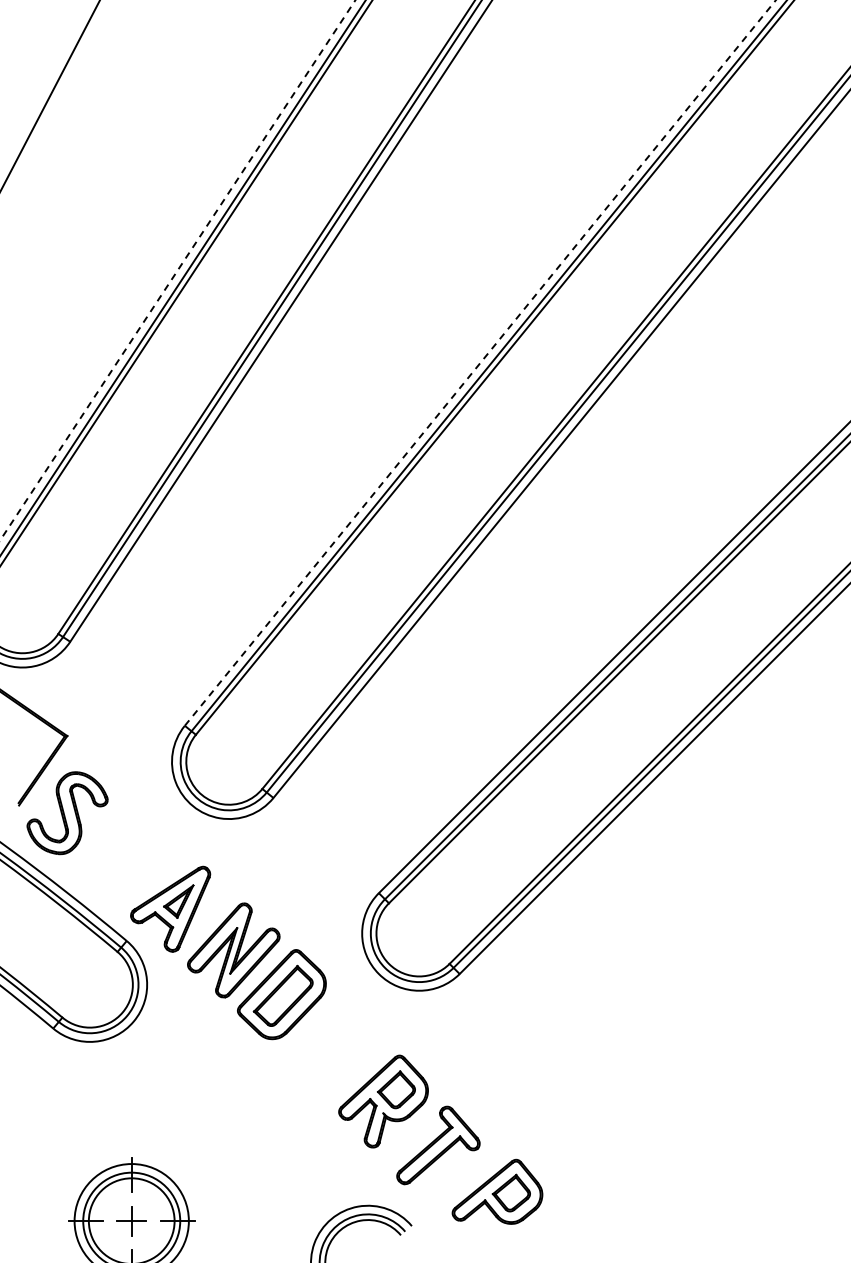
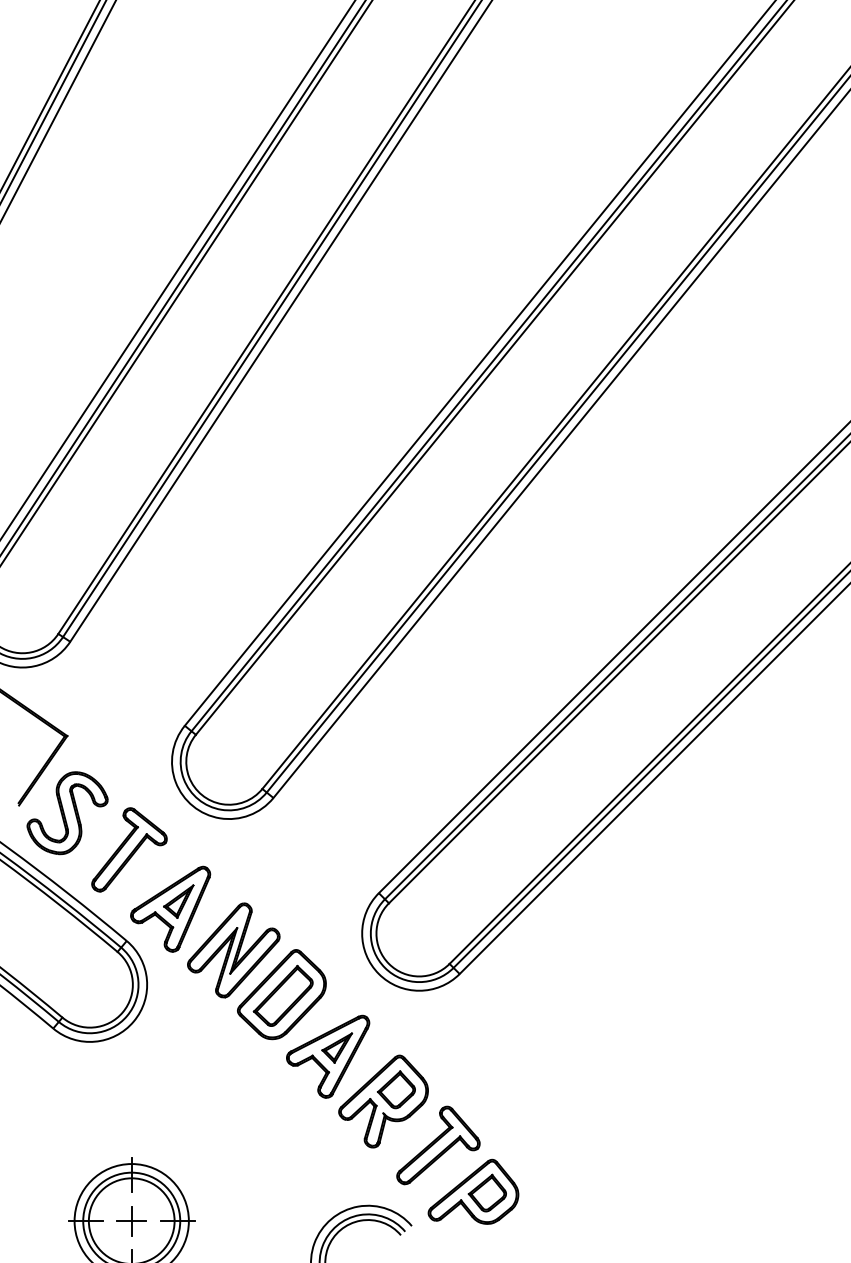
line: none -> present (53, 101)
line: none -> present (58, 110)
line: dashed -> solid (177, 270)
line: dashed -> solid (480, 362)
part: none -> present (129, 849)
part: none -> present (328, 1056)
part position: (497, 1191) -> (473, 1191) (473, 1191)
